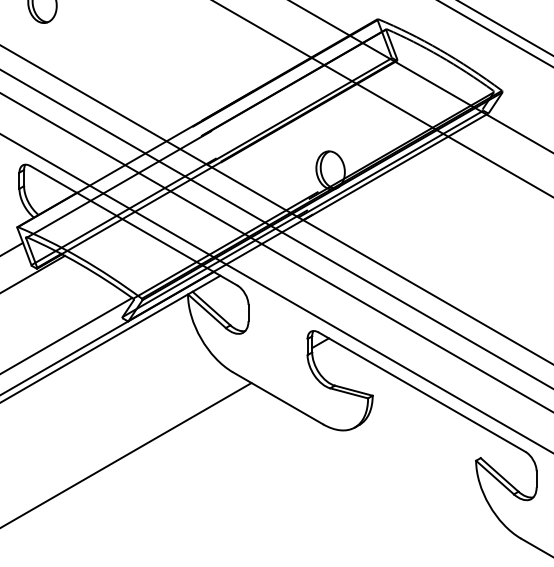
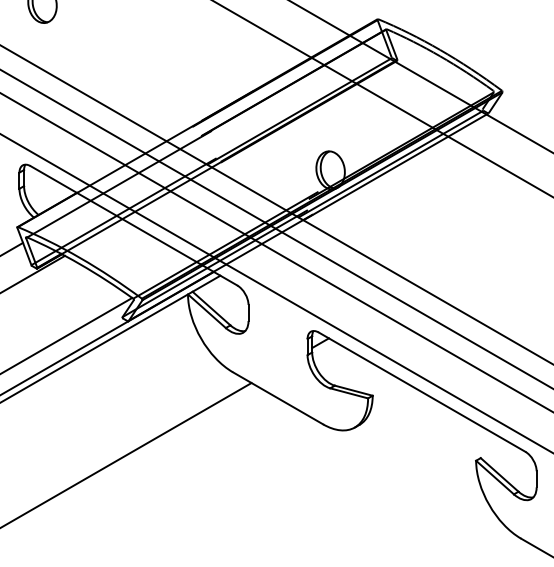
line: present -> none (505, 28)
line: present -> none (495, 33)
